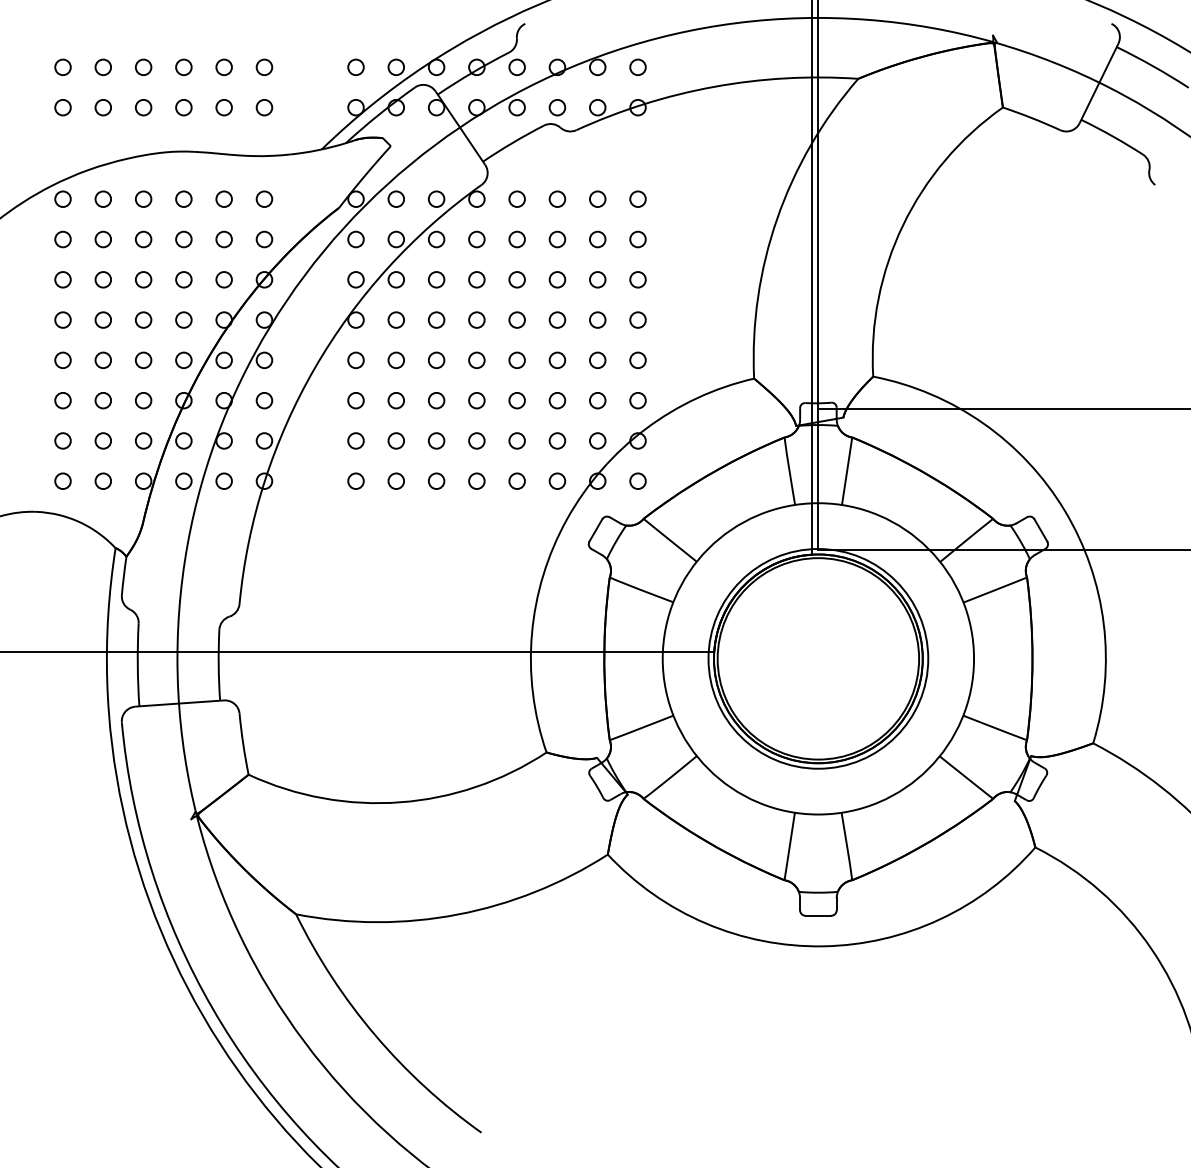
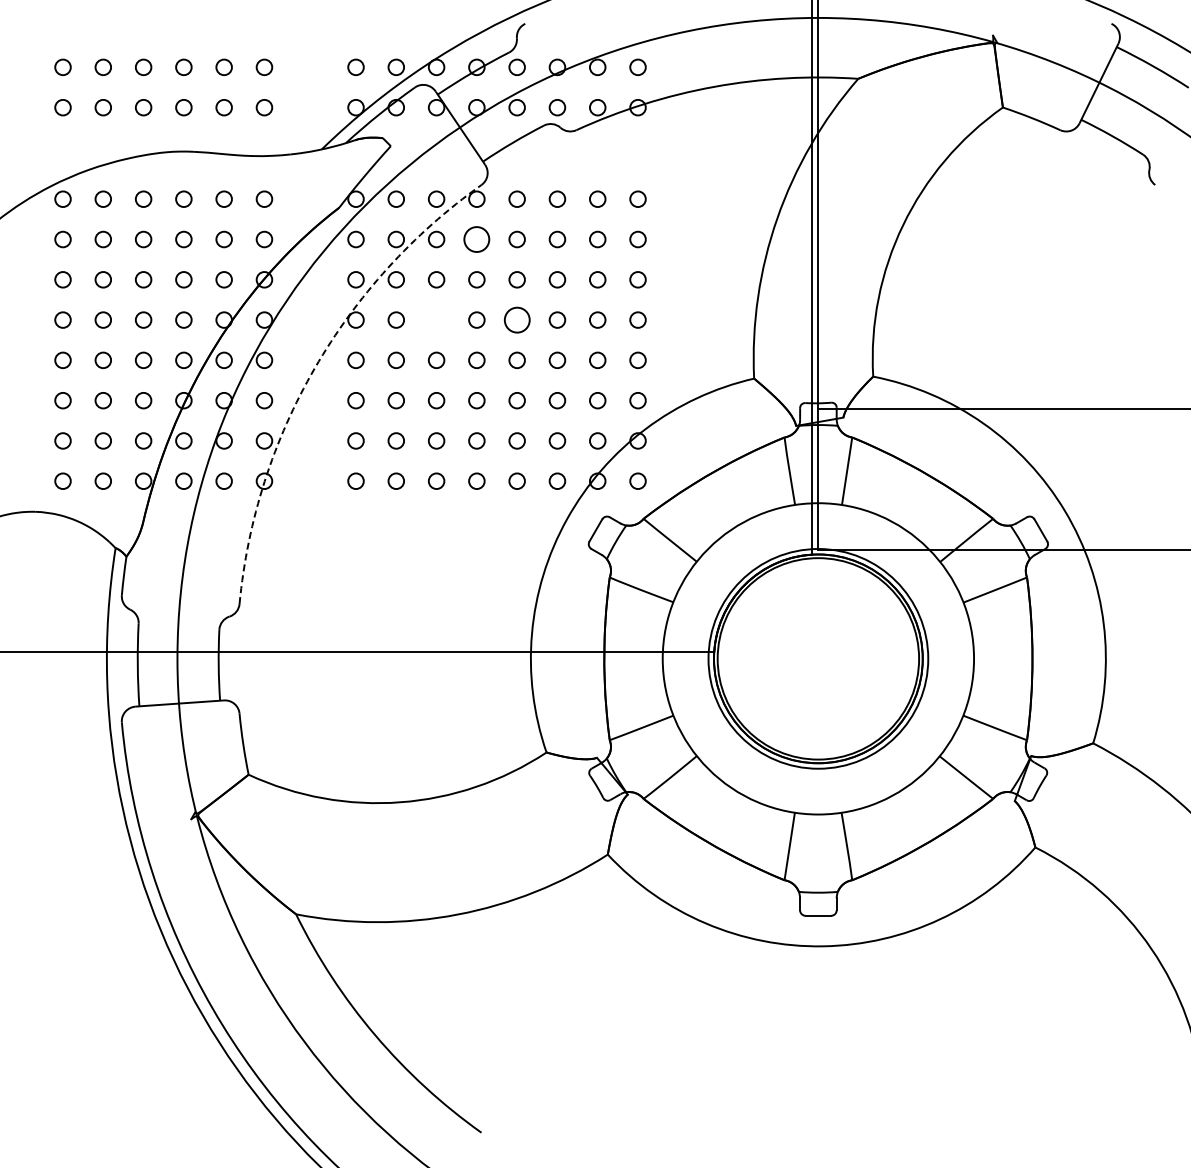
circle size: 18x19 px -> 28x27 px (476, 239)
circle: present -> none (436, 319)
circle size: 18x18 px -> 27x28 px (517, 319)
arc: solid -> dashed (314, 368)
